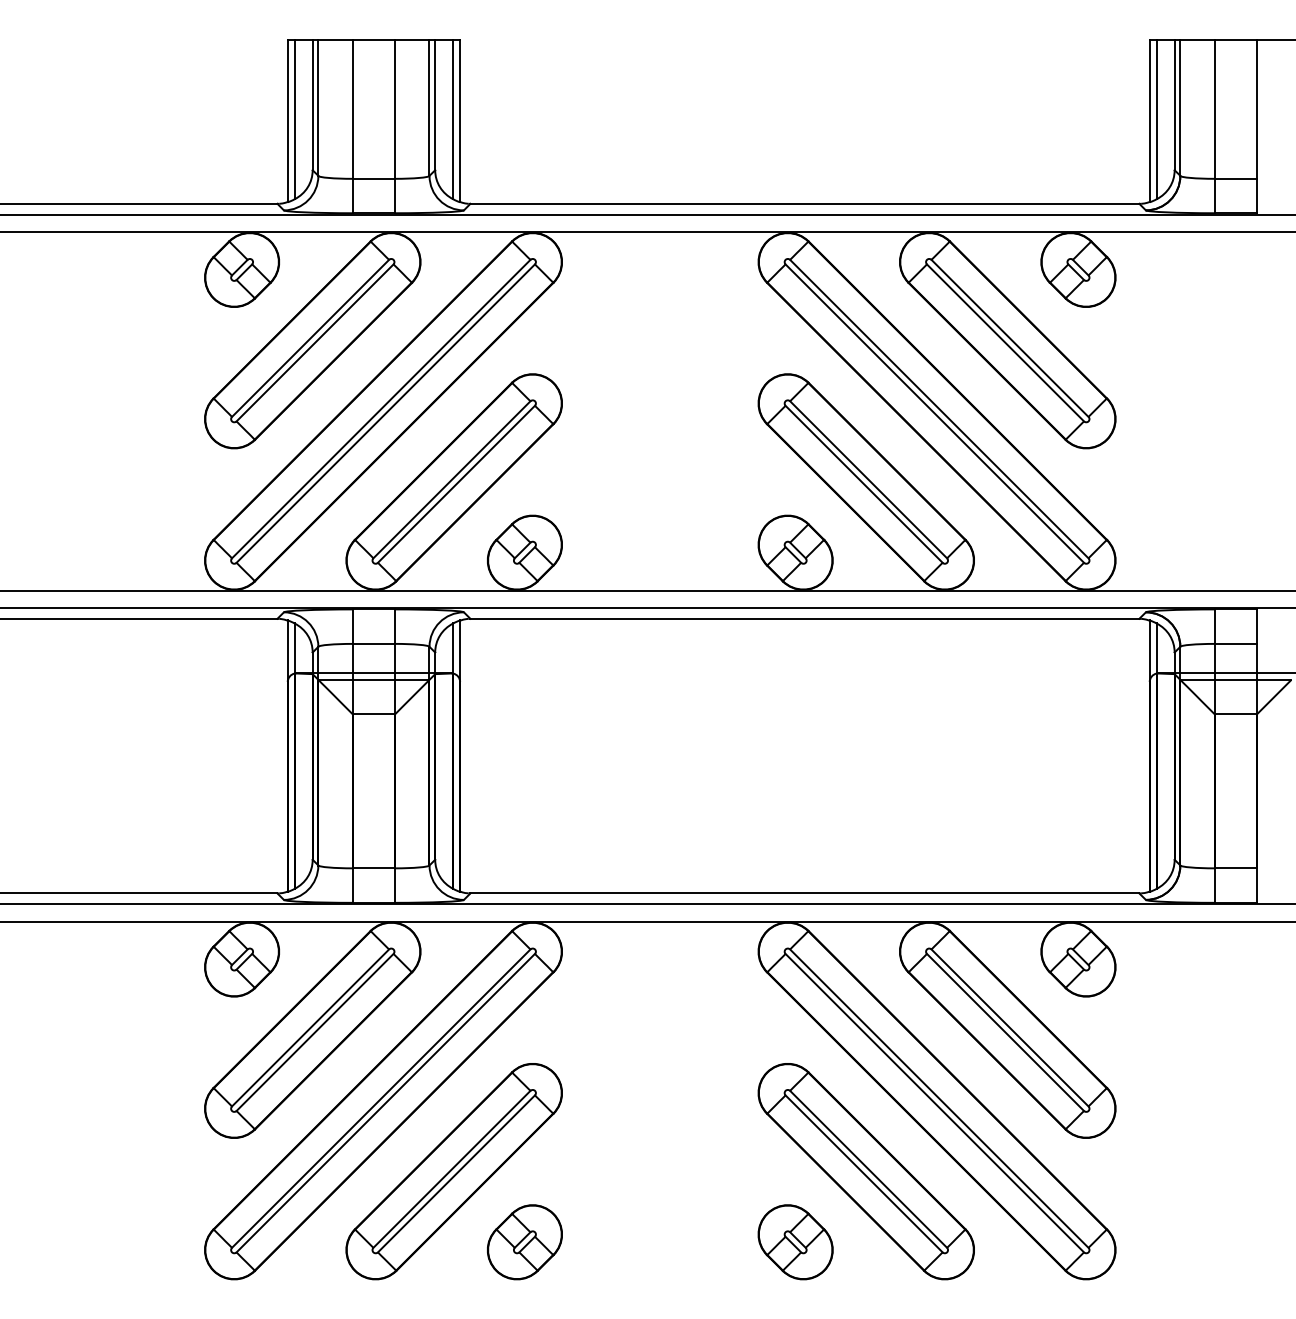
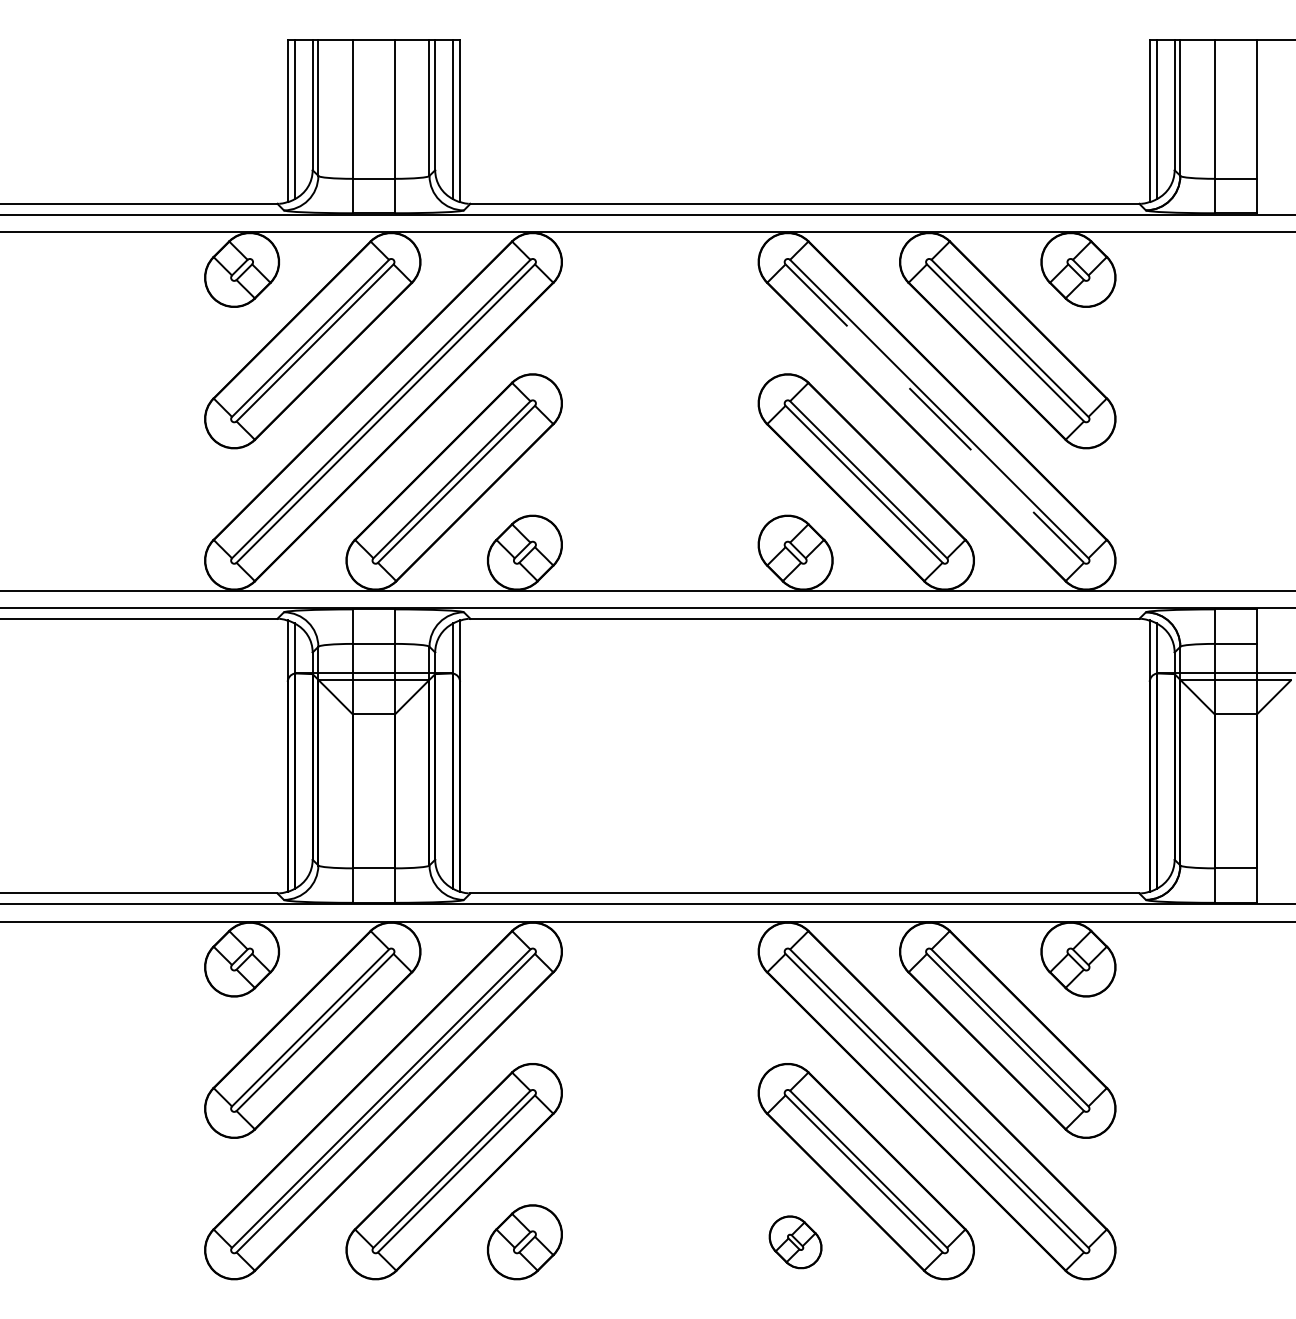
line: solid -> dashed (934, 413)
part size: 77x77 px -> 55x55 px (795, 1242)
